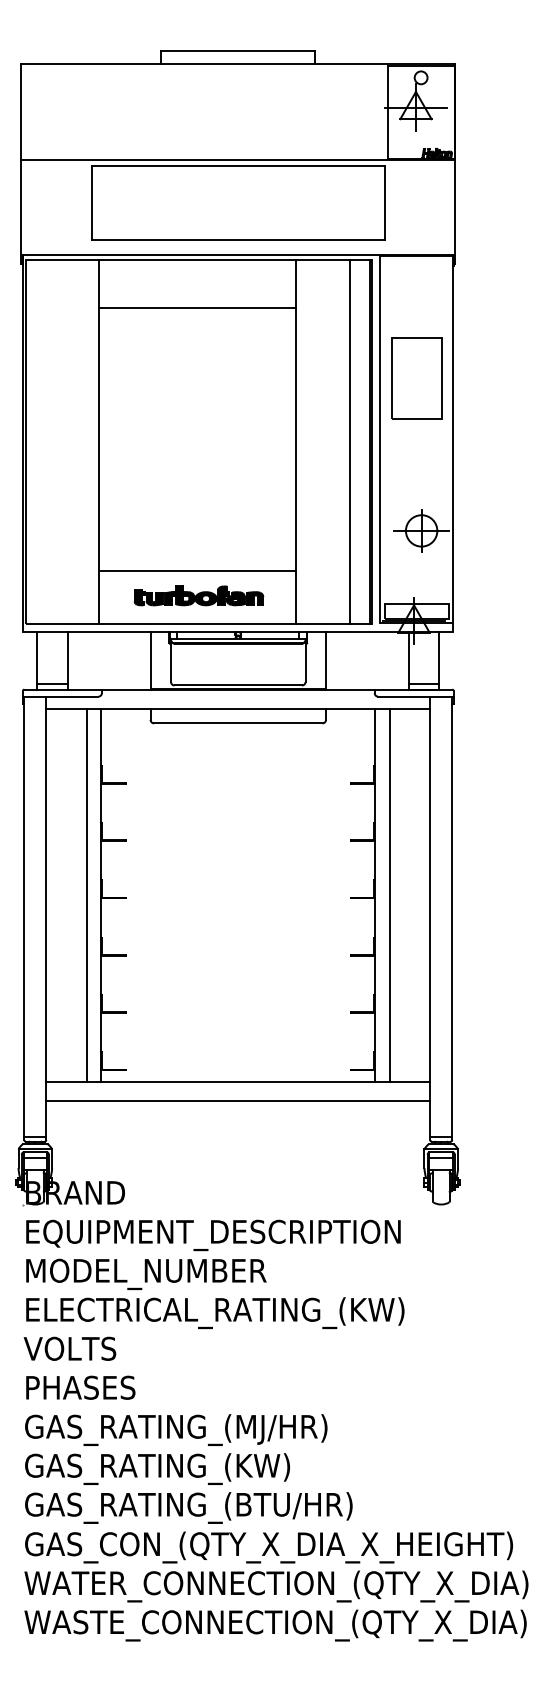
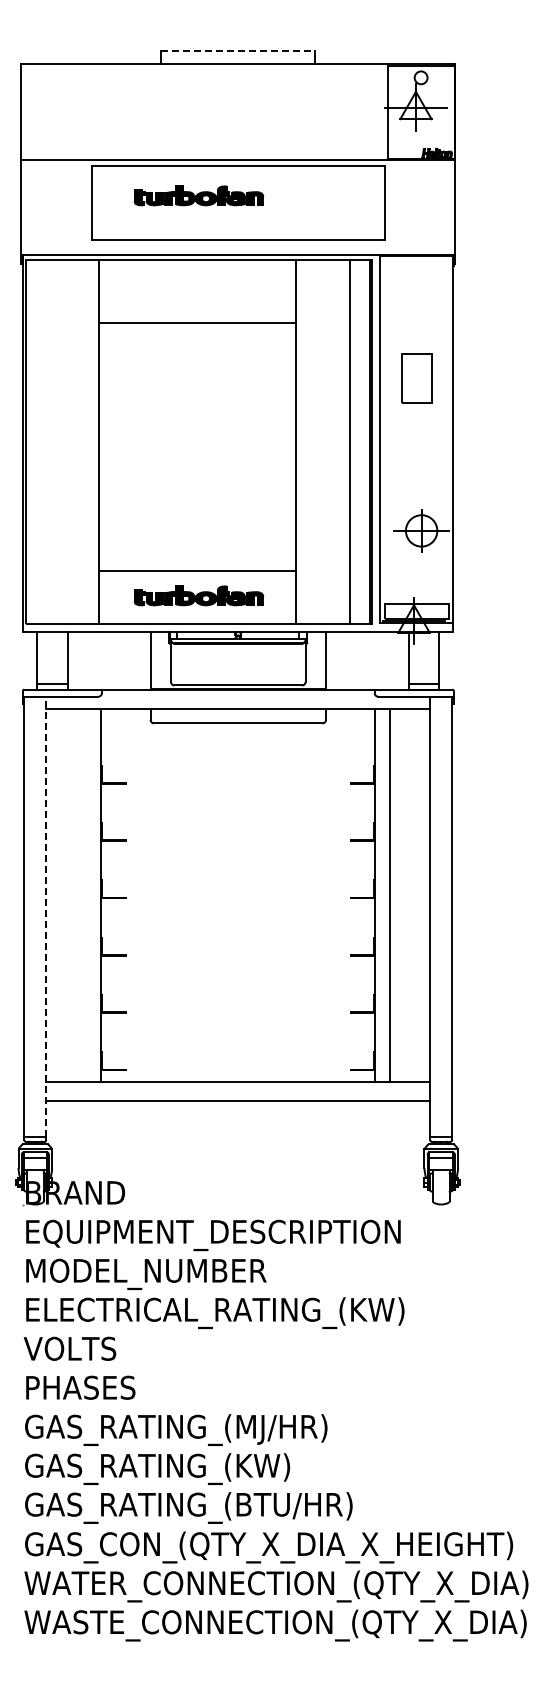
line: solid -> dashed (238, 50)
part: none -> present (198, 195)
line position: (197, 307) -> (197, 322) (197, 322)
part size: 52x83 px -> 32x51 px (416, 378)
line: present -> none (86, 895)
line: solid -> dashed (46, 916)
